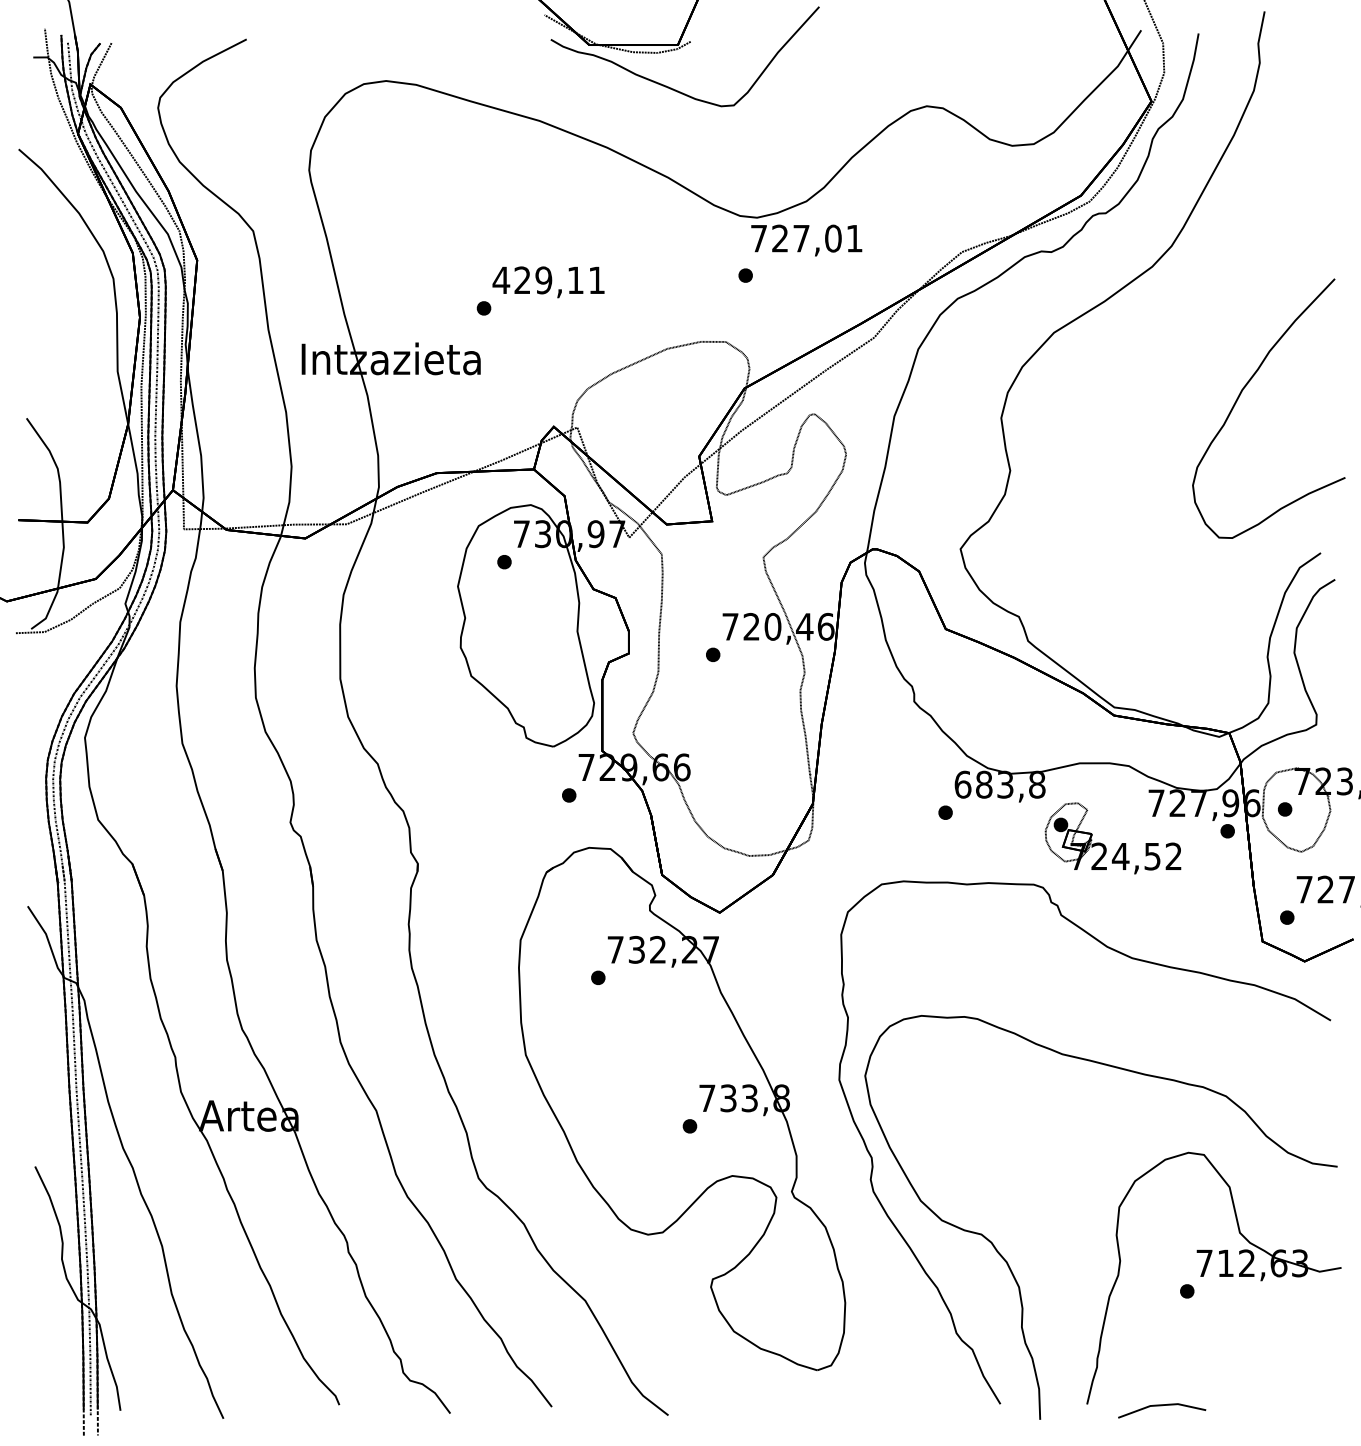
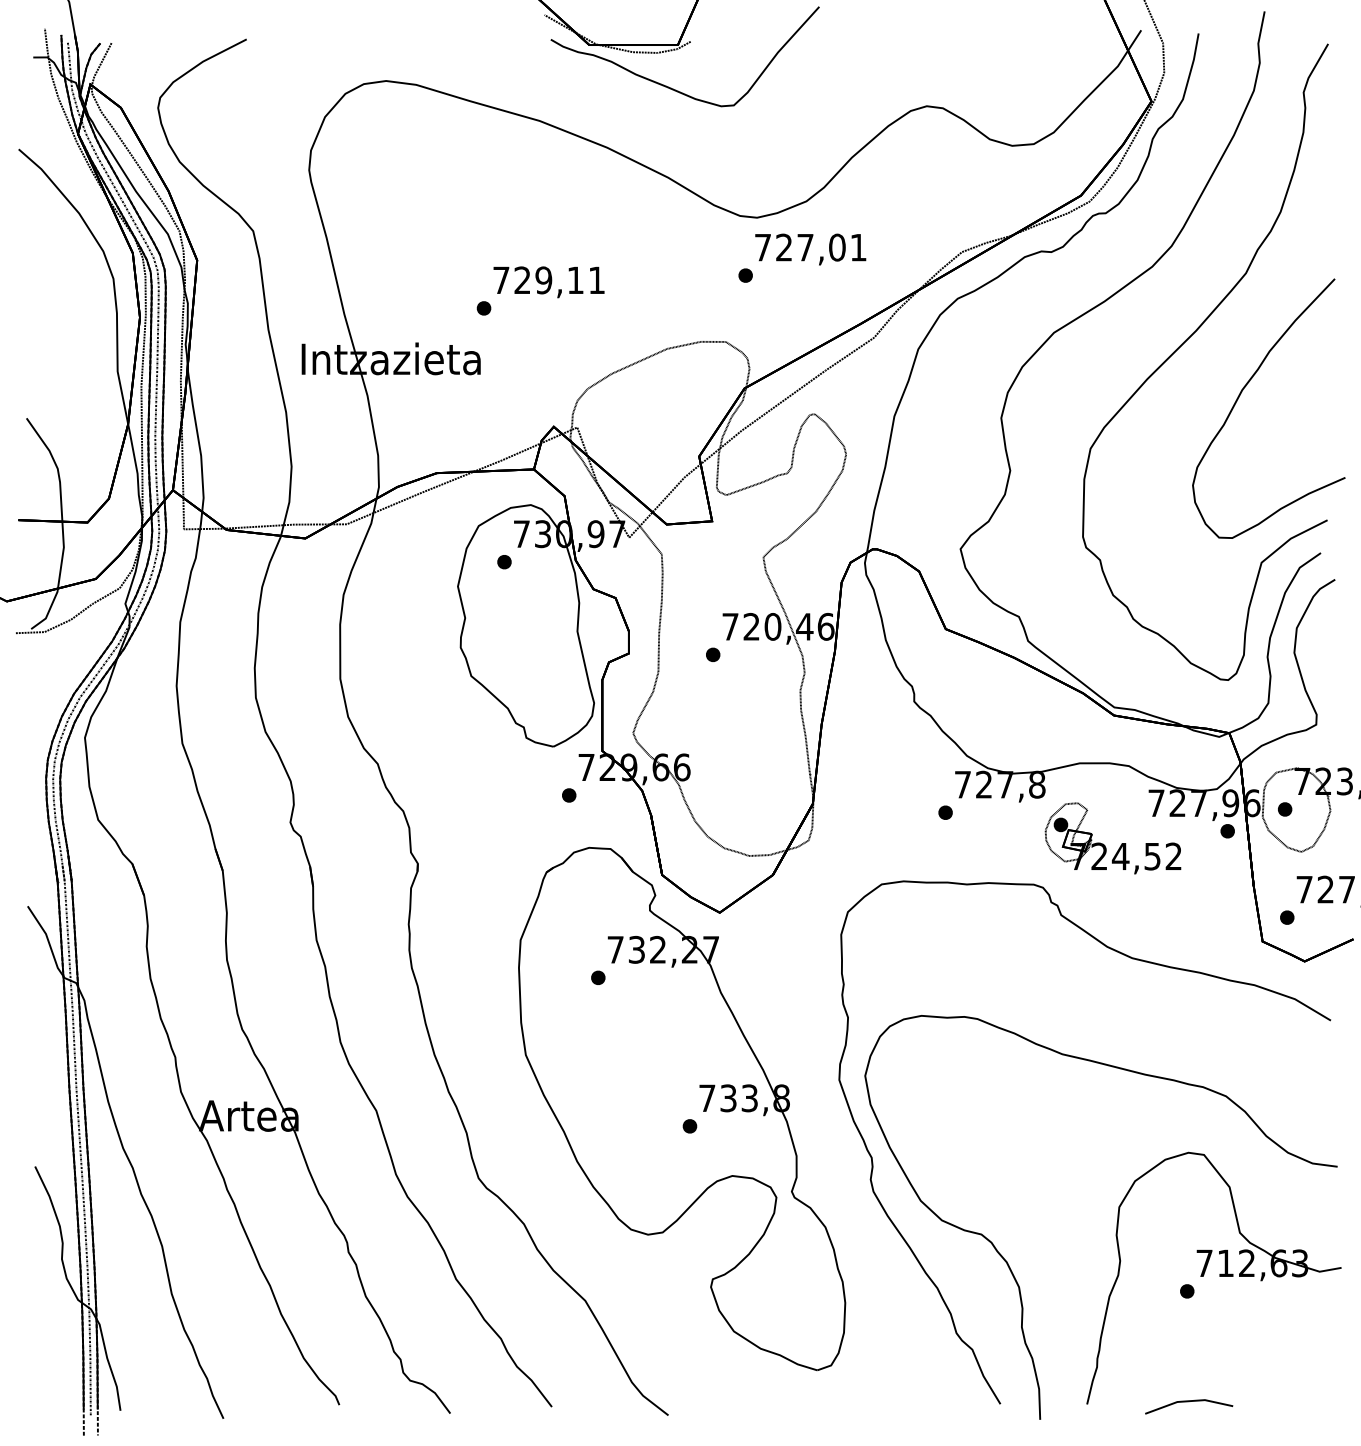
text position: (806, 240) -> (810, 249) (810, 249)
text: 429,11 -> 729,11 (501, 279)
part: none -> present (1186, 341)
text: 683,8 -> 727,8 (983, 784)
line position: (1162, 1406) -> (1189, 1402) (1189, 1402)
